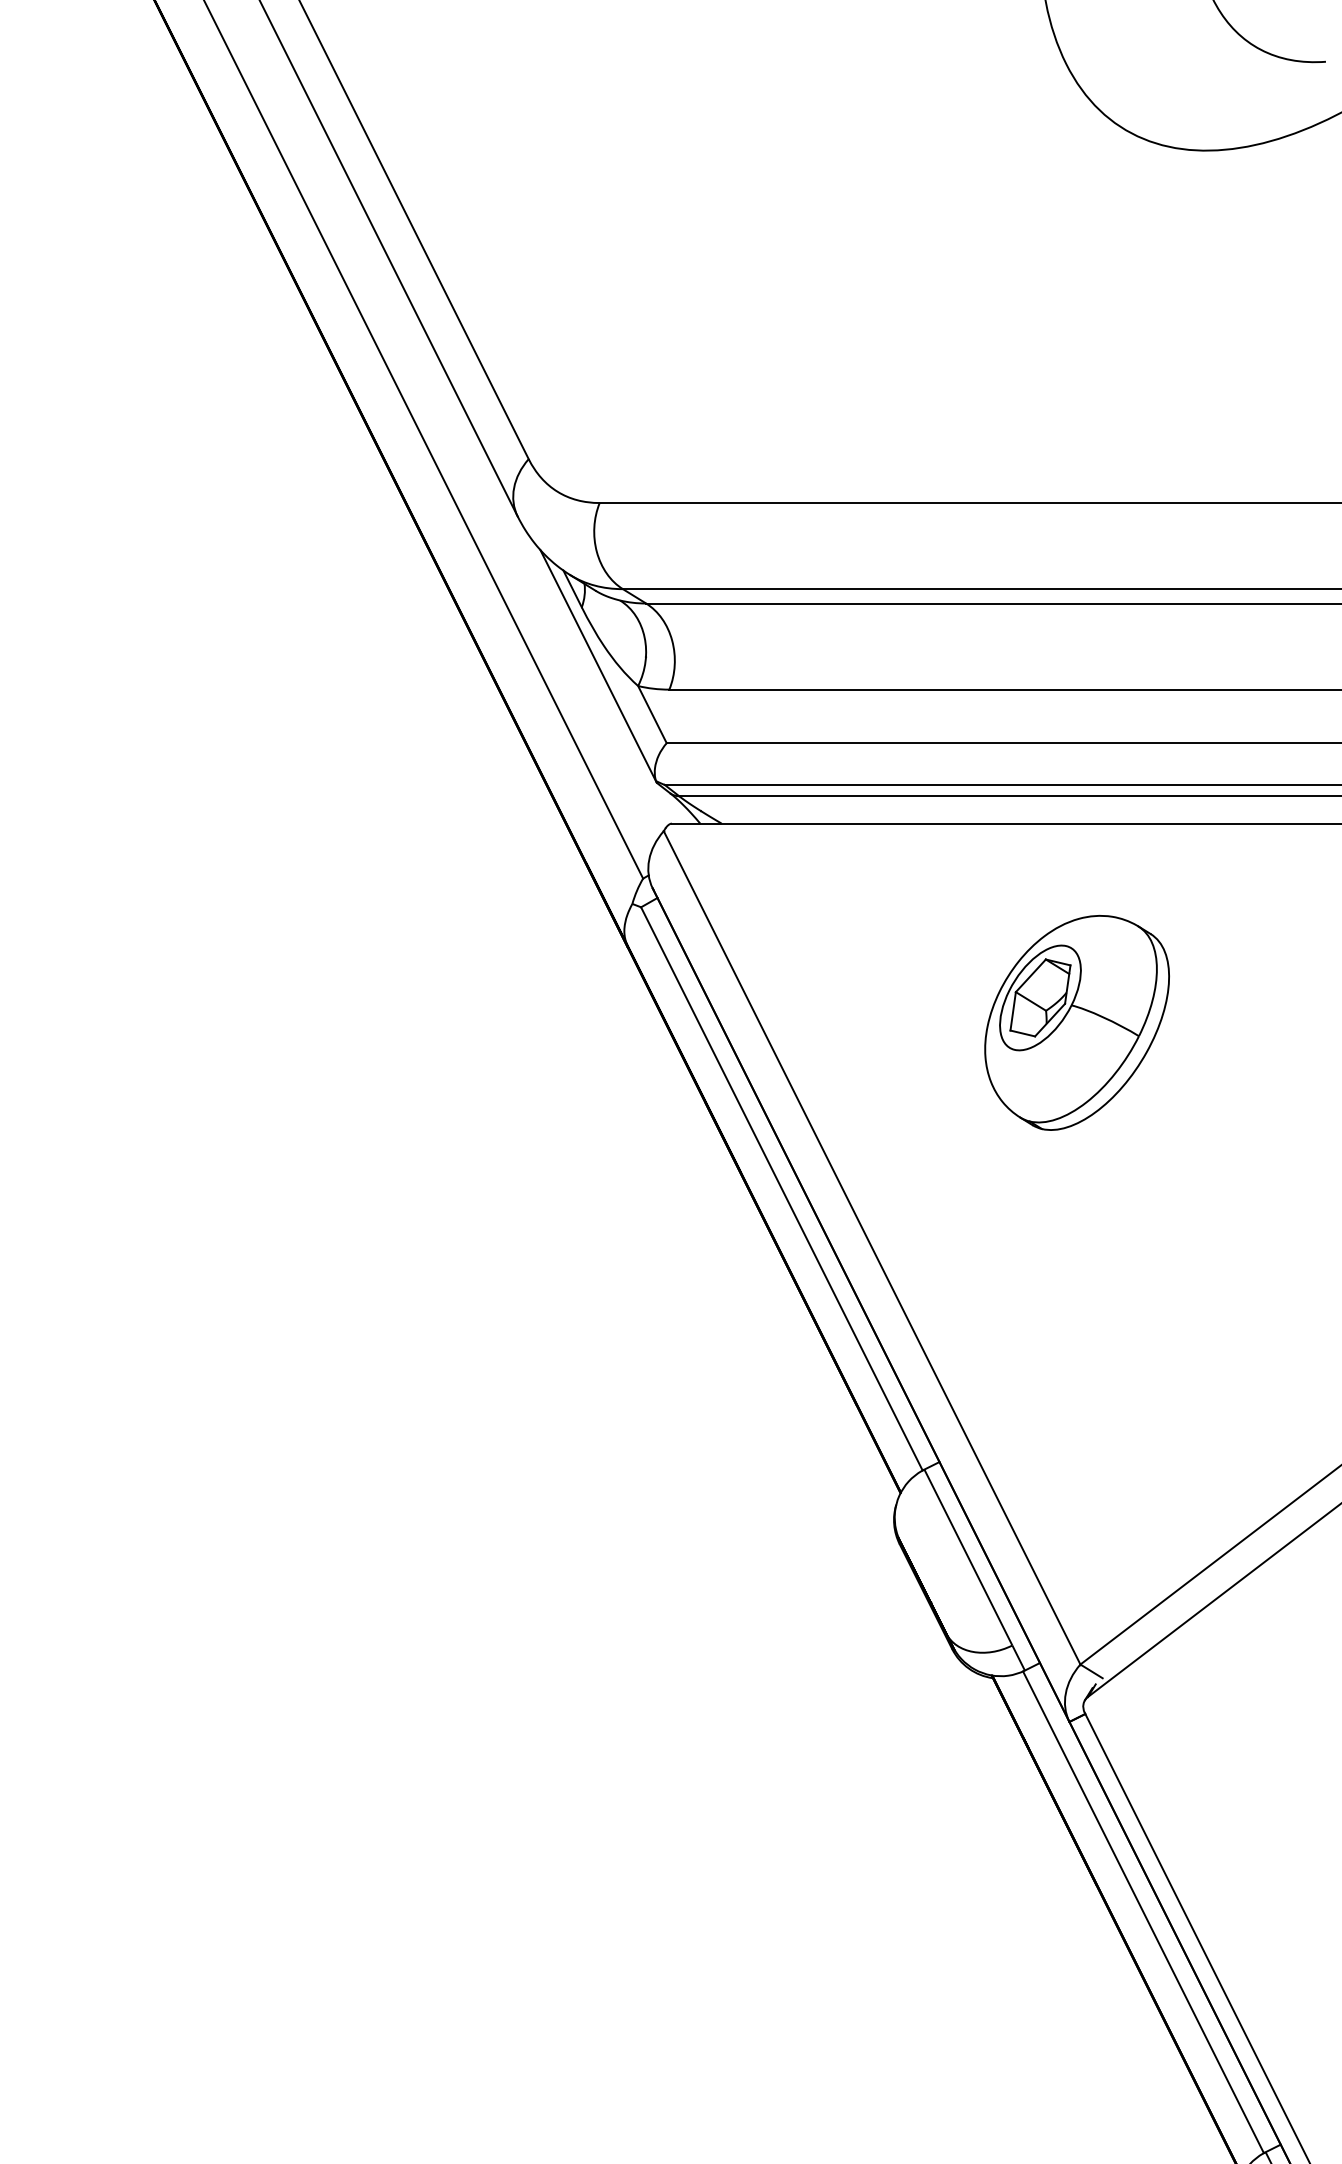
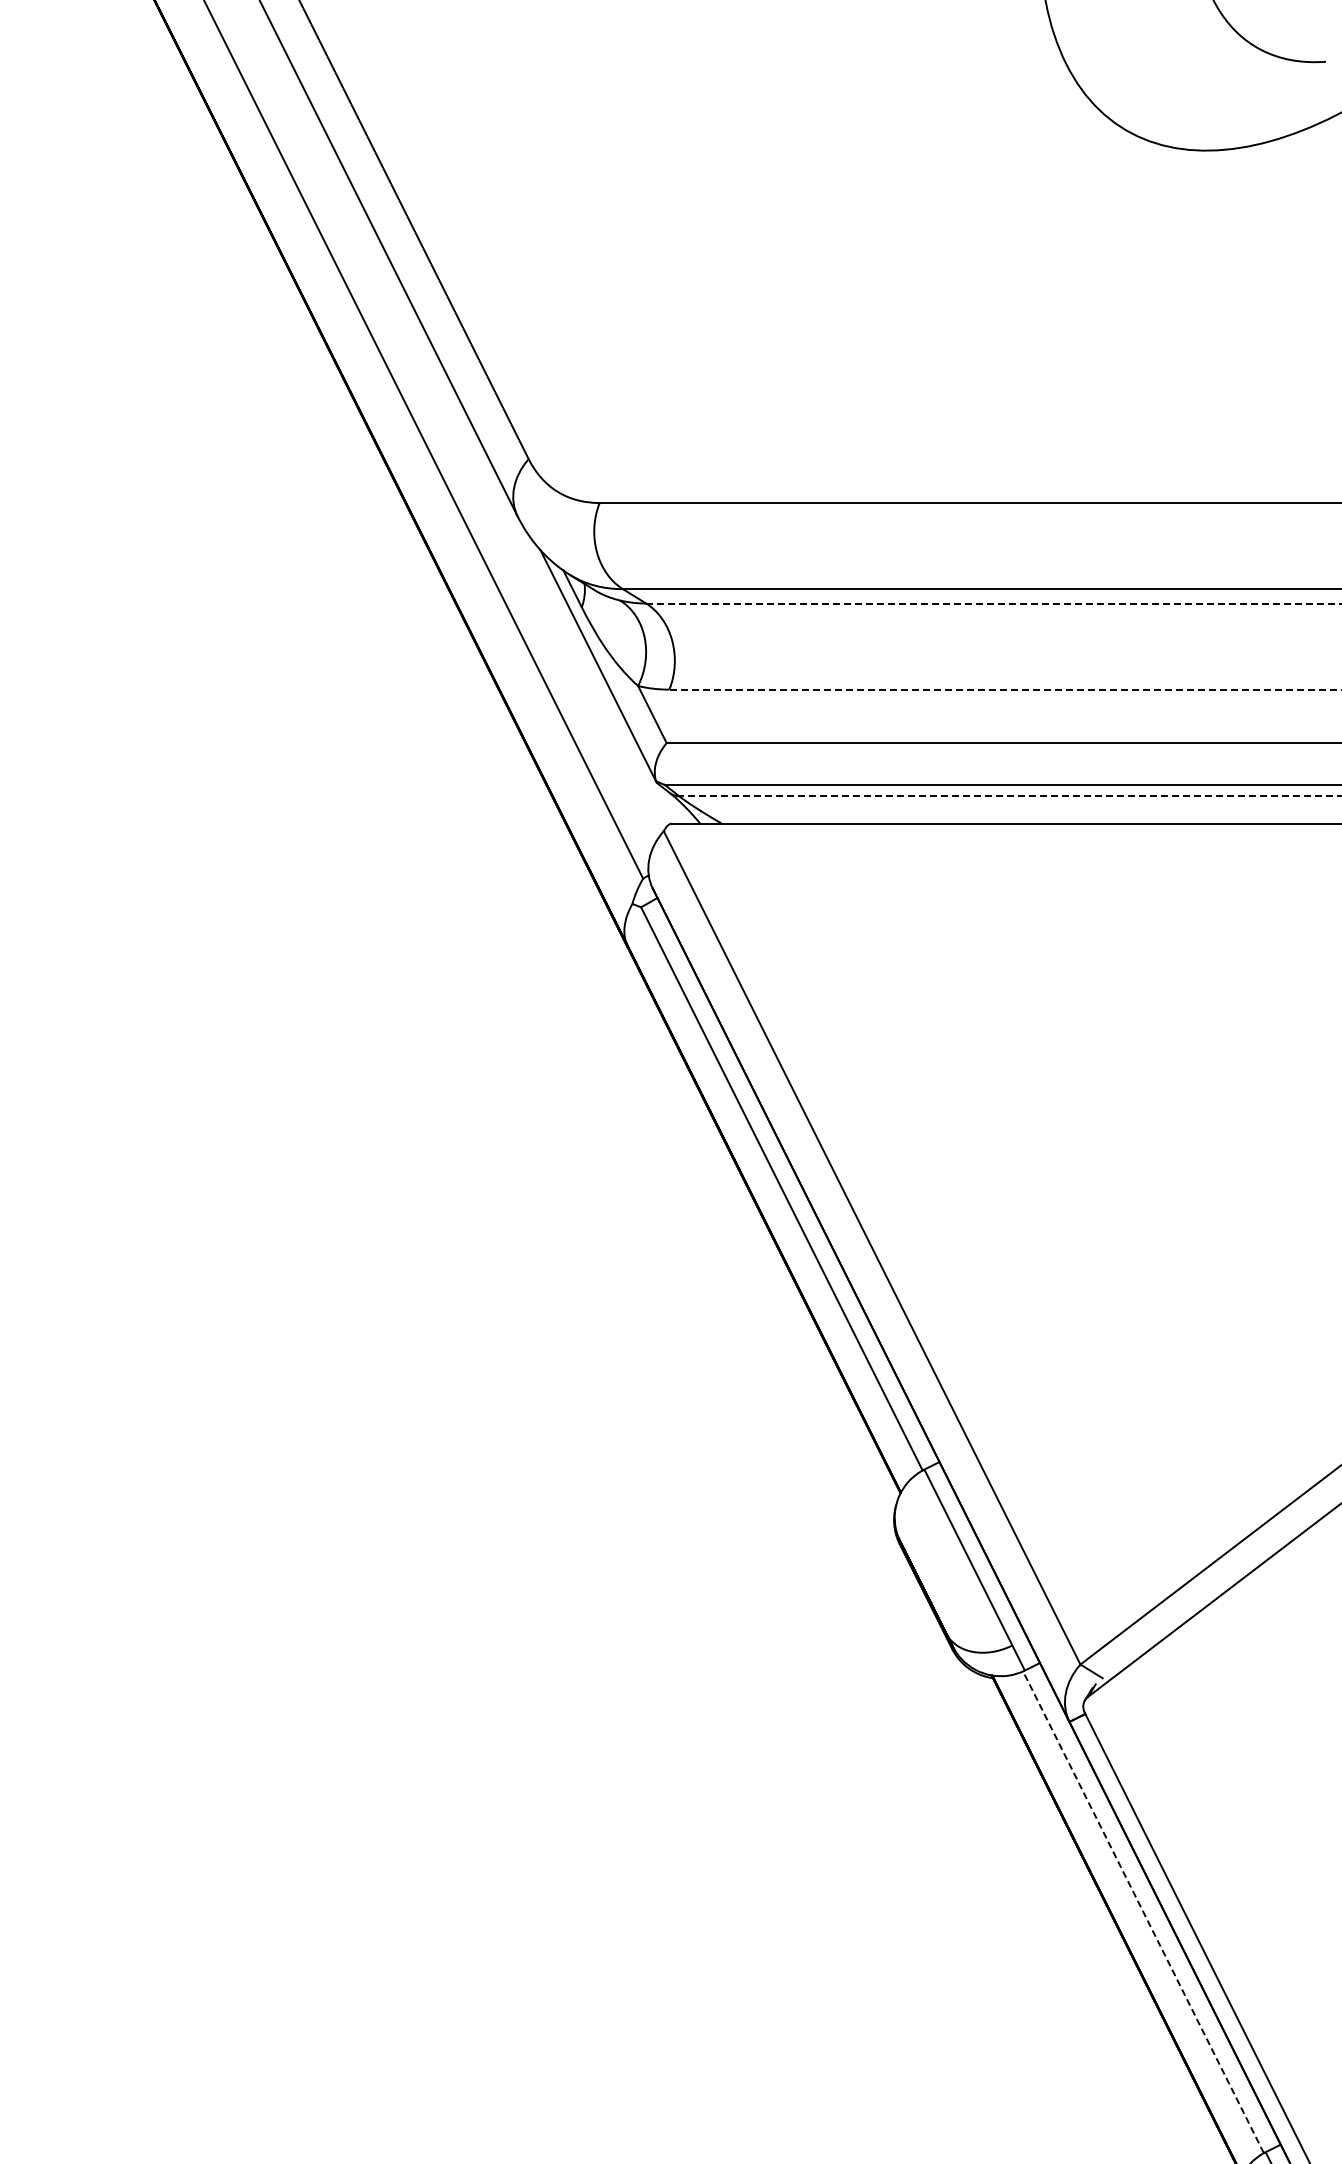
line: solid -> dashed (994, 603)
line: solid -> dashed (1005, 689)
line: solid -> dashed (1010, 796)
part: present -> none (1076, 1022)
line: solid -> dashed (1143, 1911)
